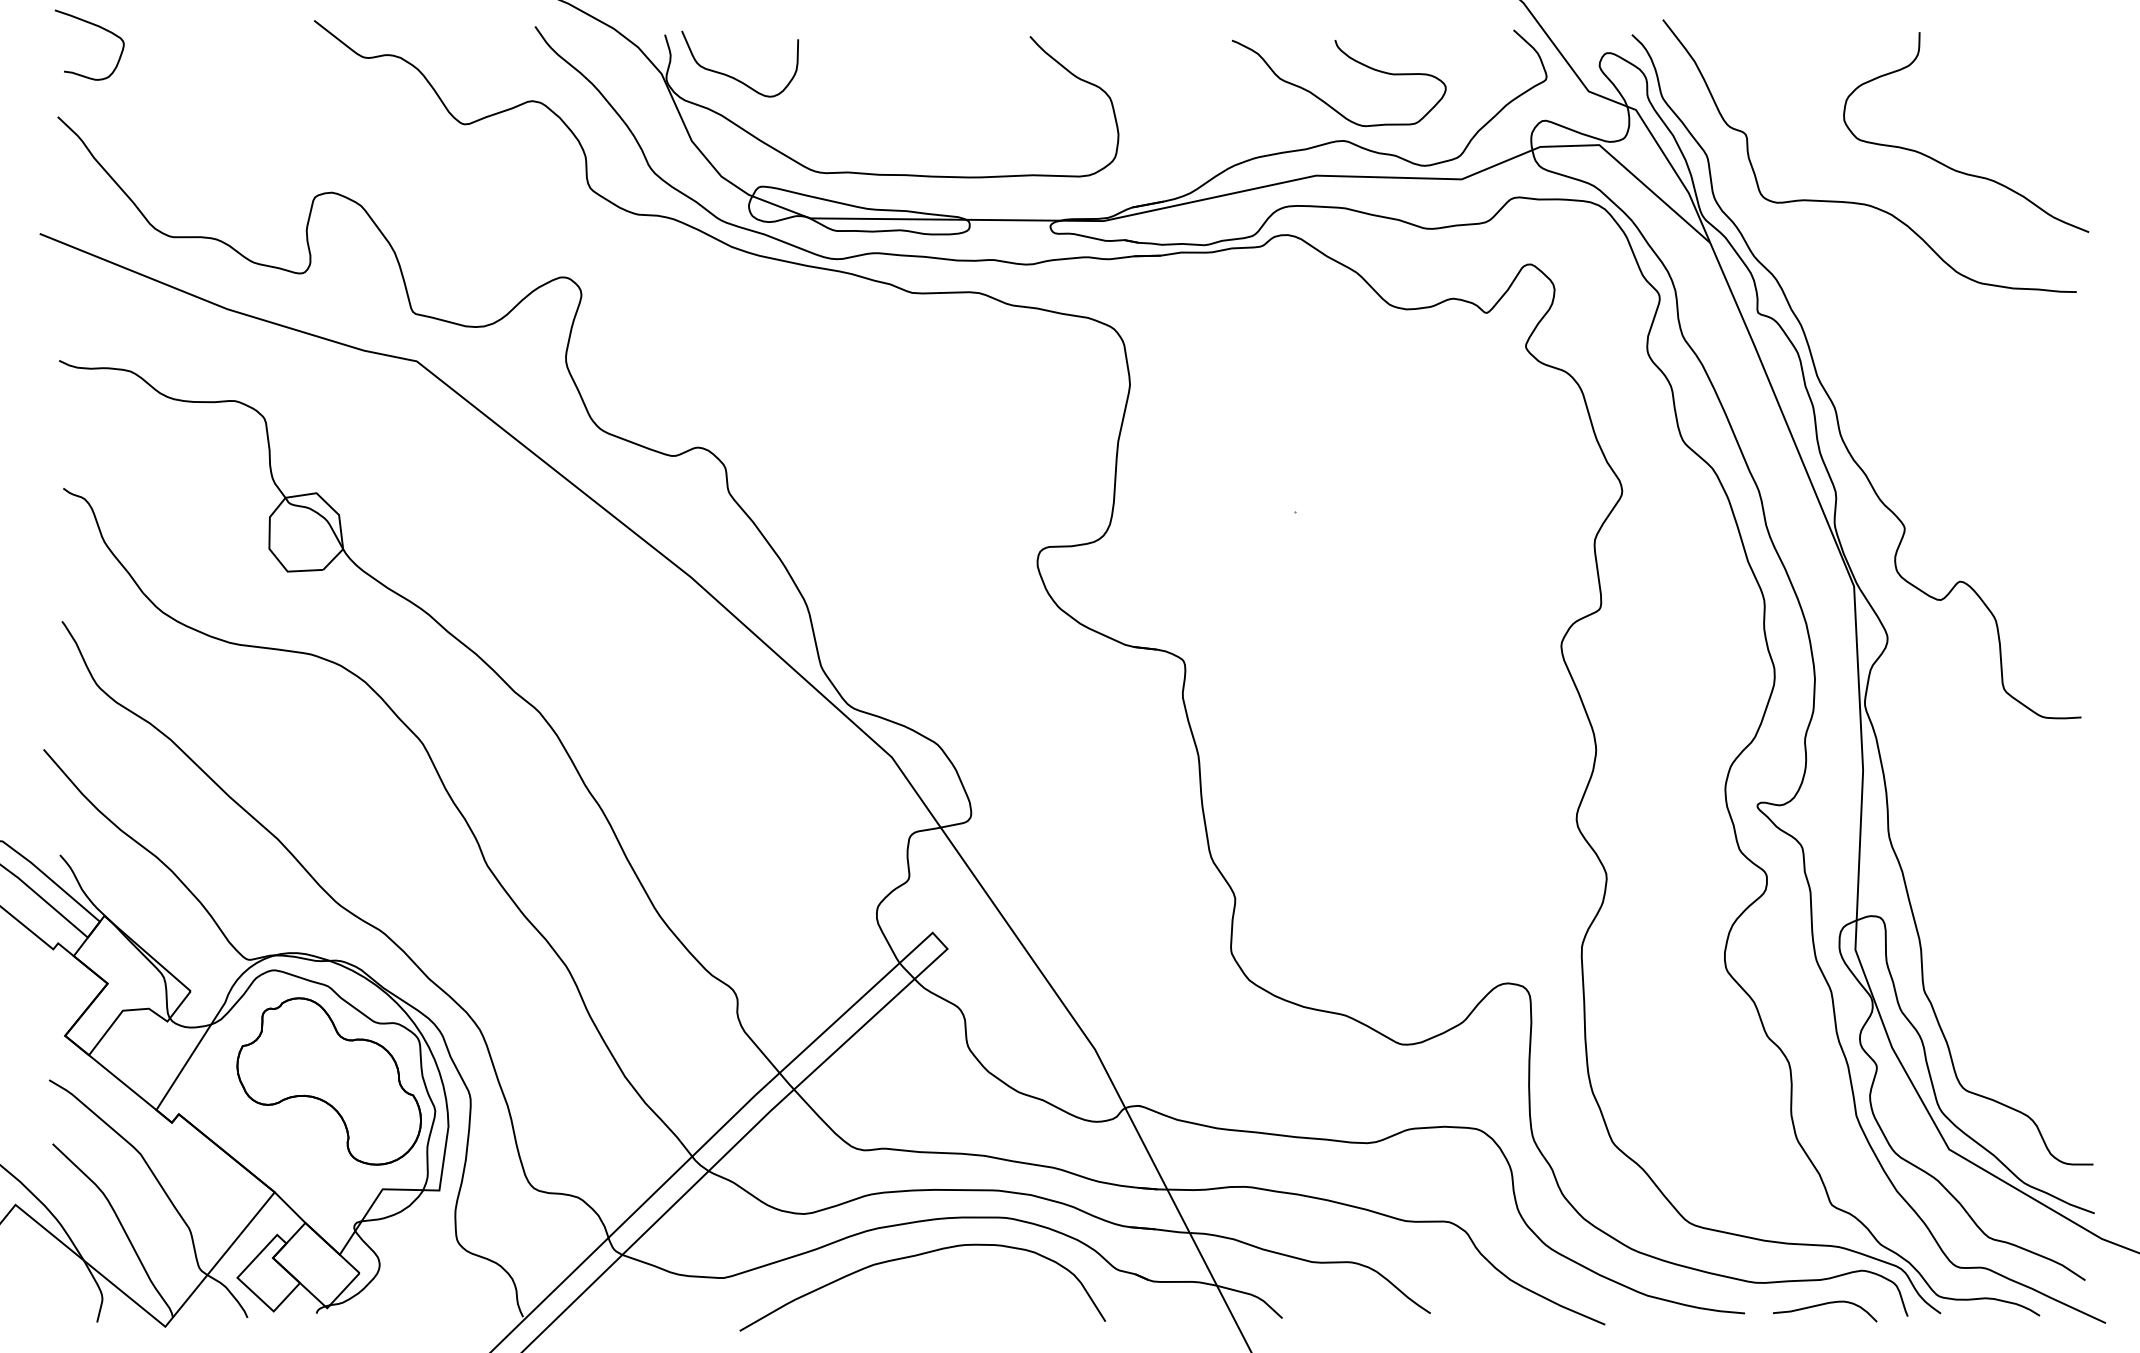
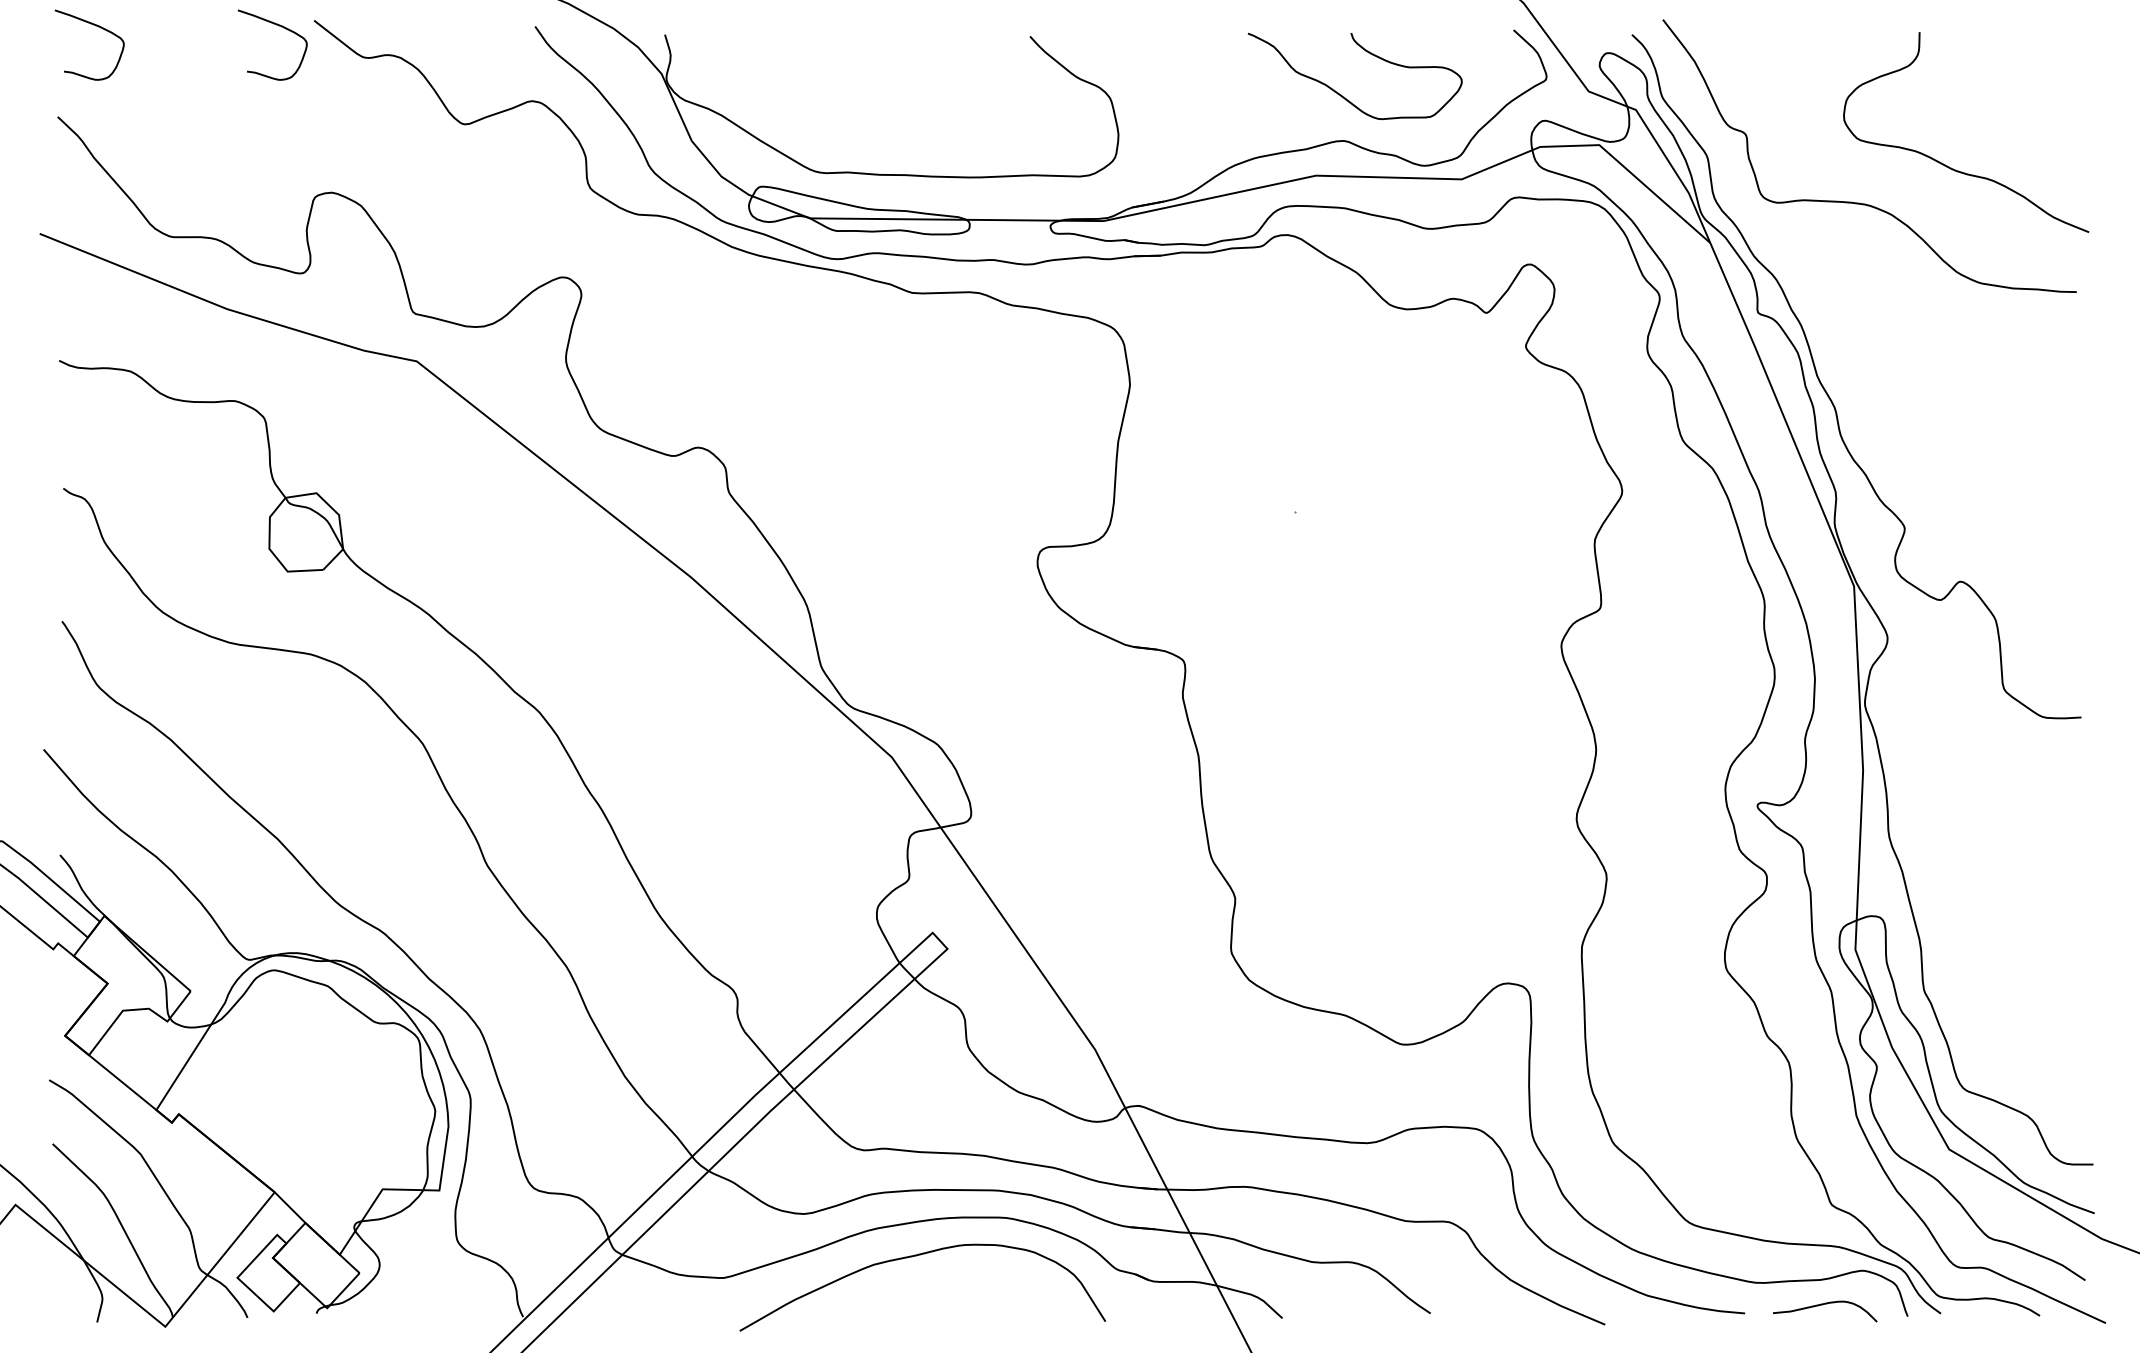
curve: none -> present (281, 27)
curve: present -> none (734, 77)
curve position: (1325, 101) -> (1341, 94) (1341, 94)
part: present -> none (328, 1081)
